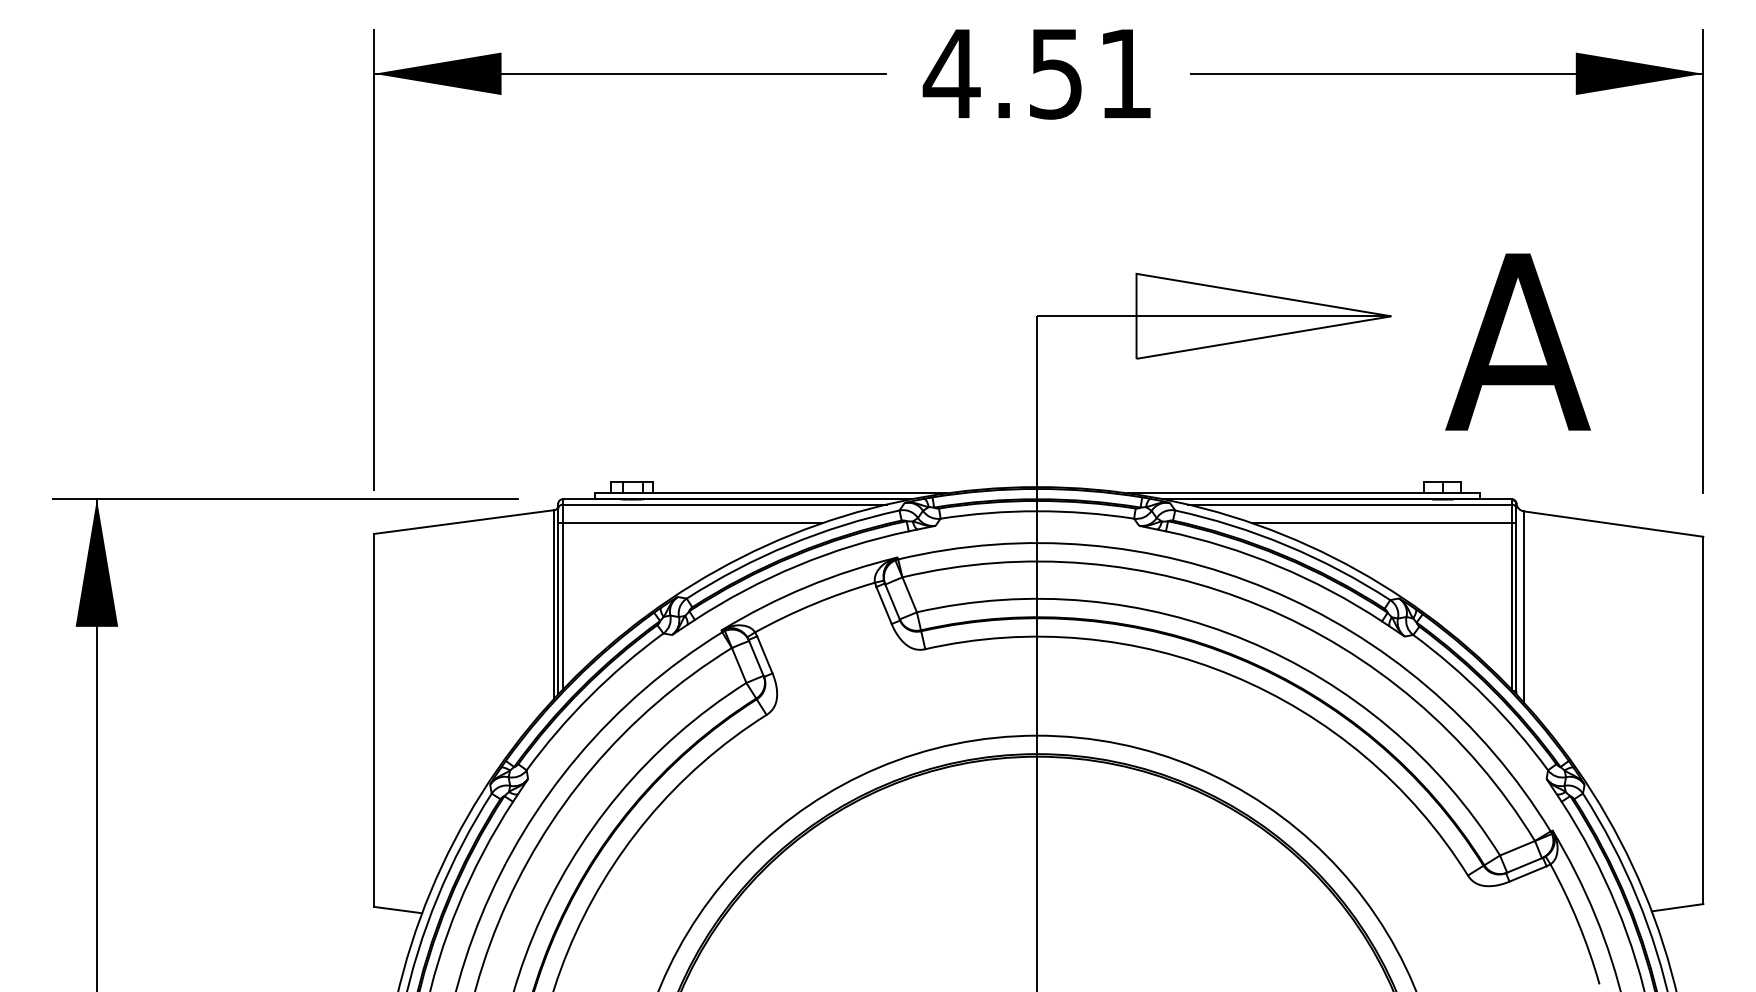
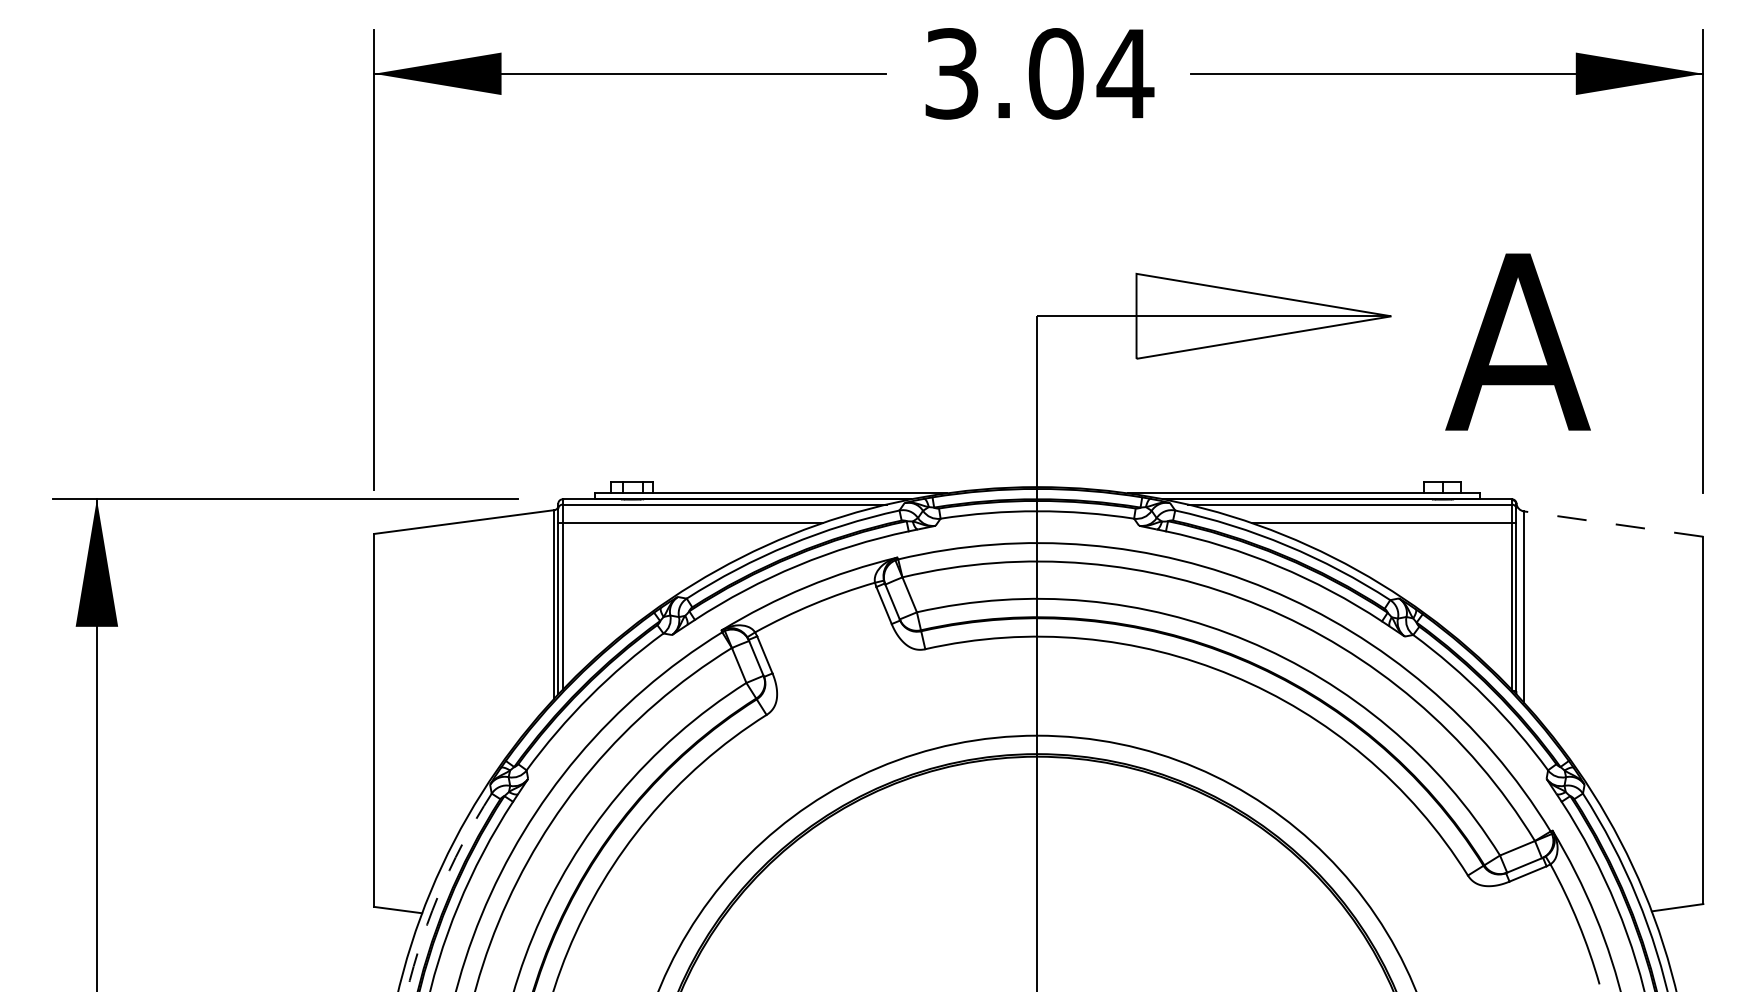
text: 4.51 -> 3.04 (1038, 73)
line: solid -> dashed (1613, 524)
arc: solid -> dashed (440, 890)
